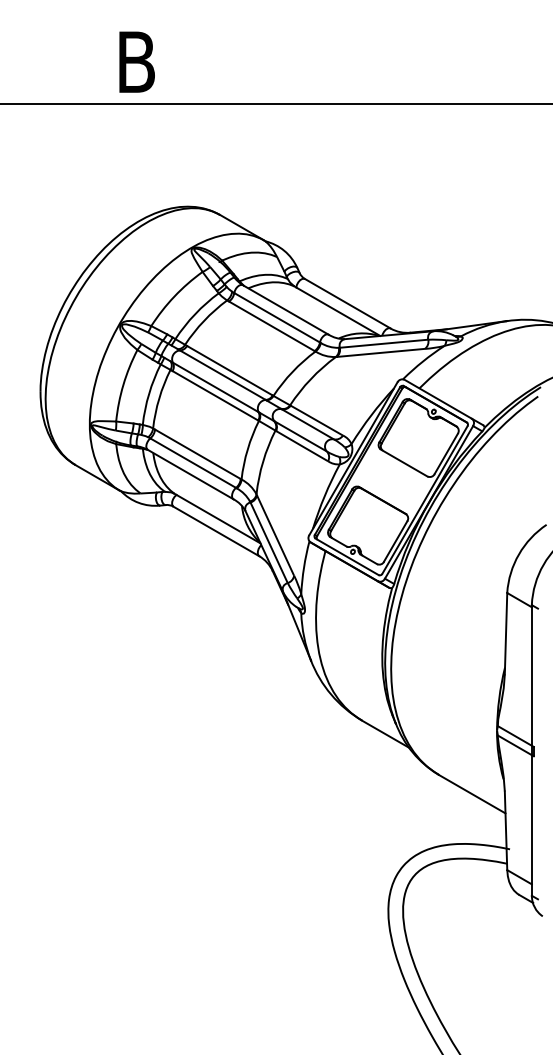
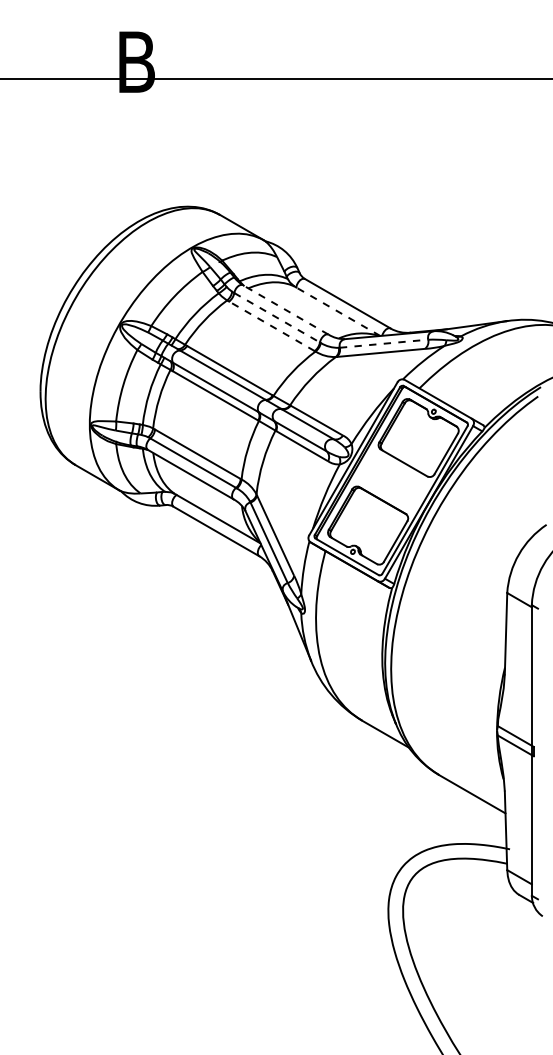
line position: (275, 104) -> (275, 79) (275, 79)
line: solid -> dashed (285, 309)
line: solid -> dashed (337, 311)
line: solid -> dashed (277, 318)
line: solid -> dashed (271, 326)
line: solid -> dashed (385, 343)
